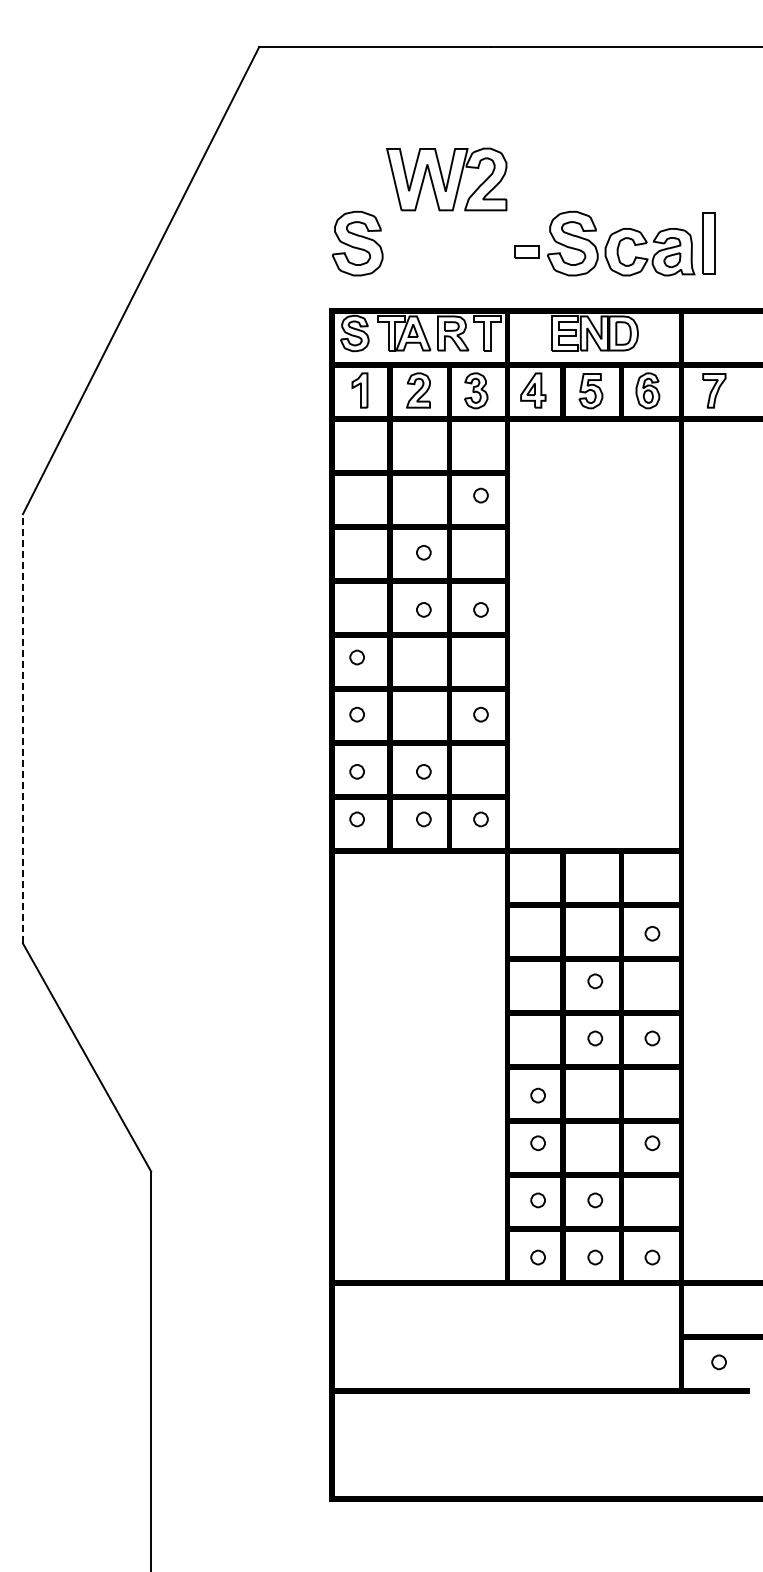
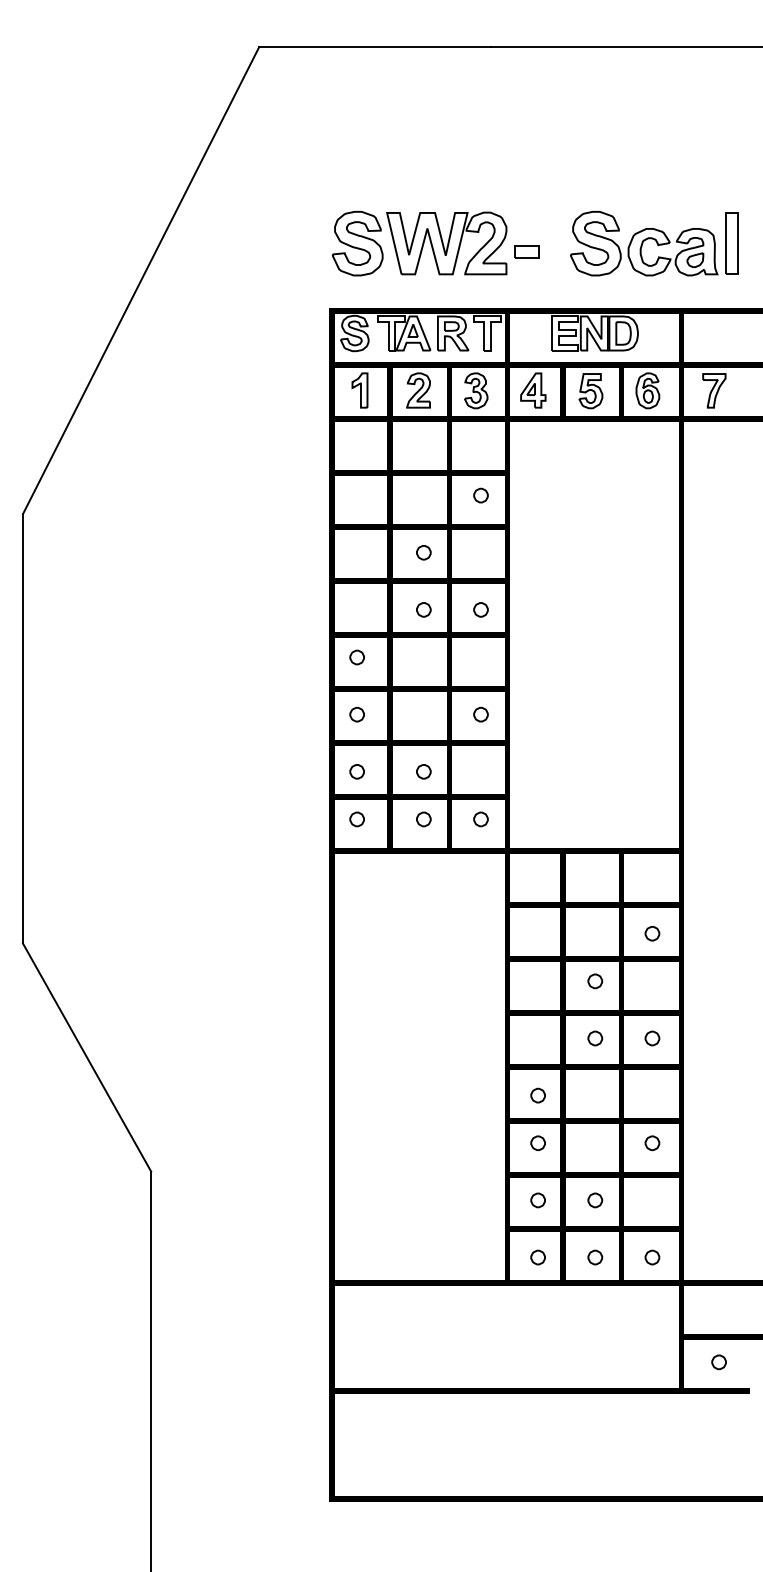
part position: (446, 179) -> (446, 243) (446, 243)
part position: (631, 243) -> (654, 243) (654, 243)
line: dashed -> solid (22, 728)
